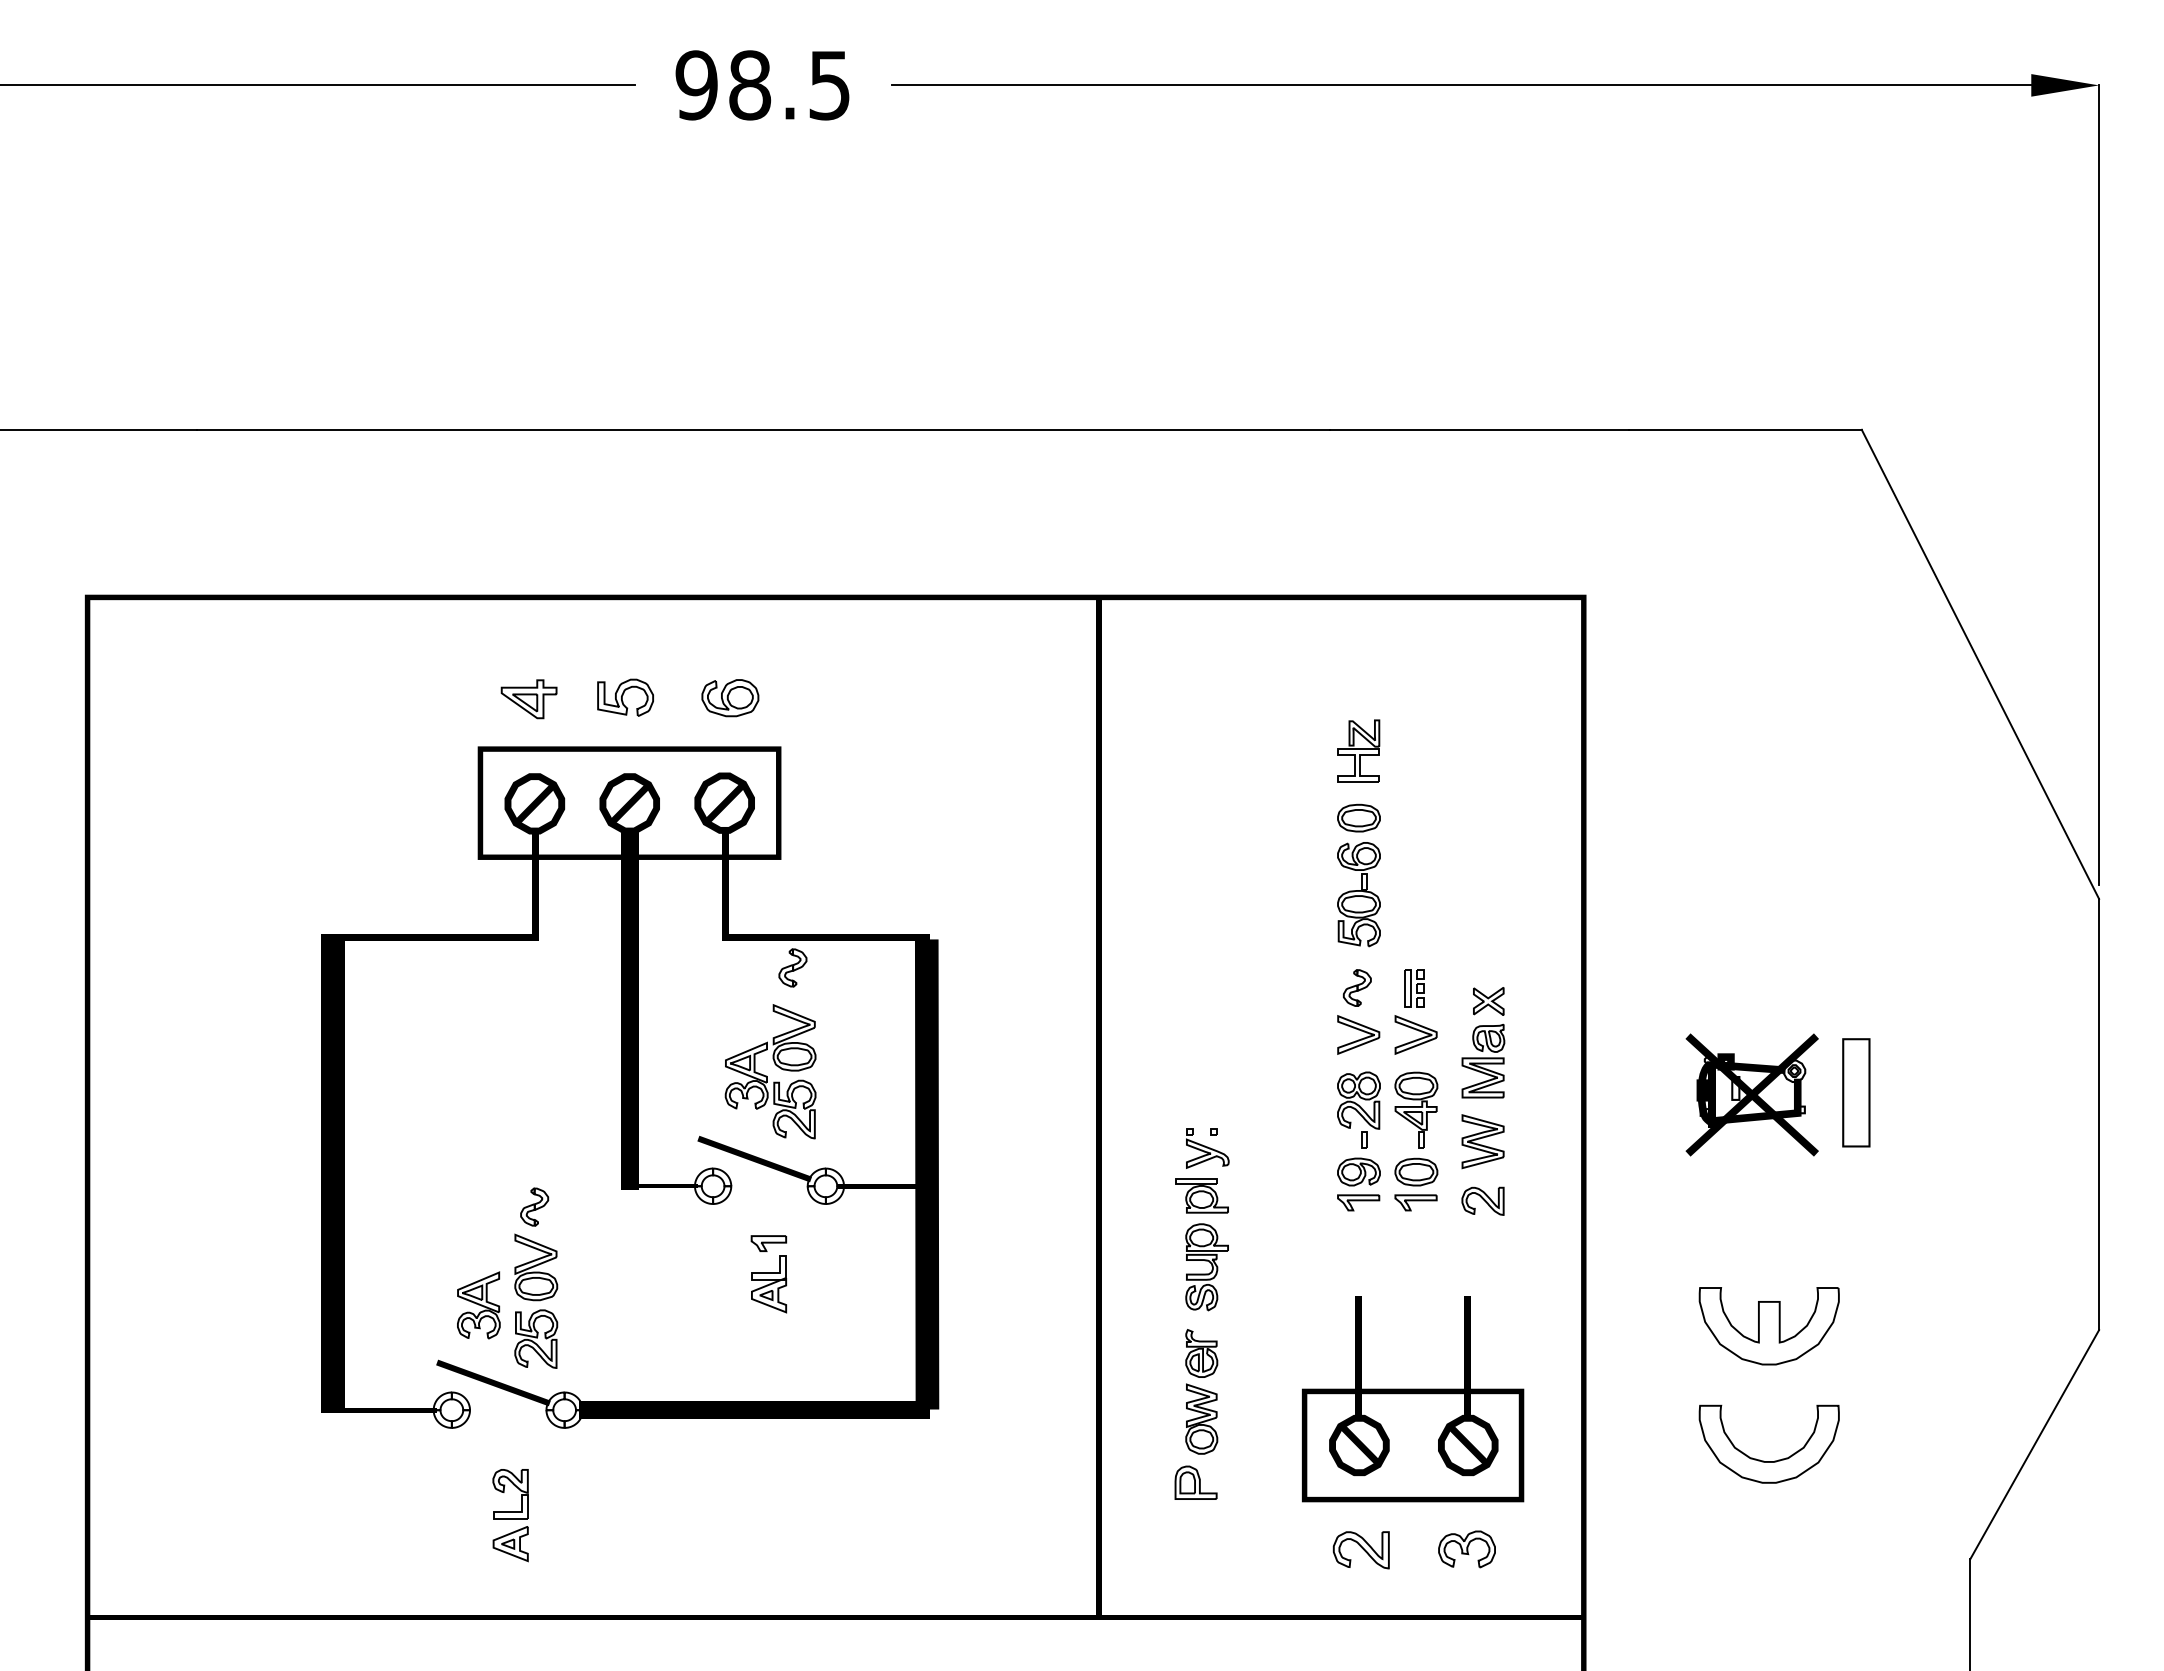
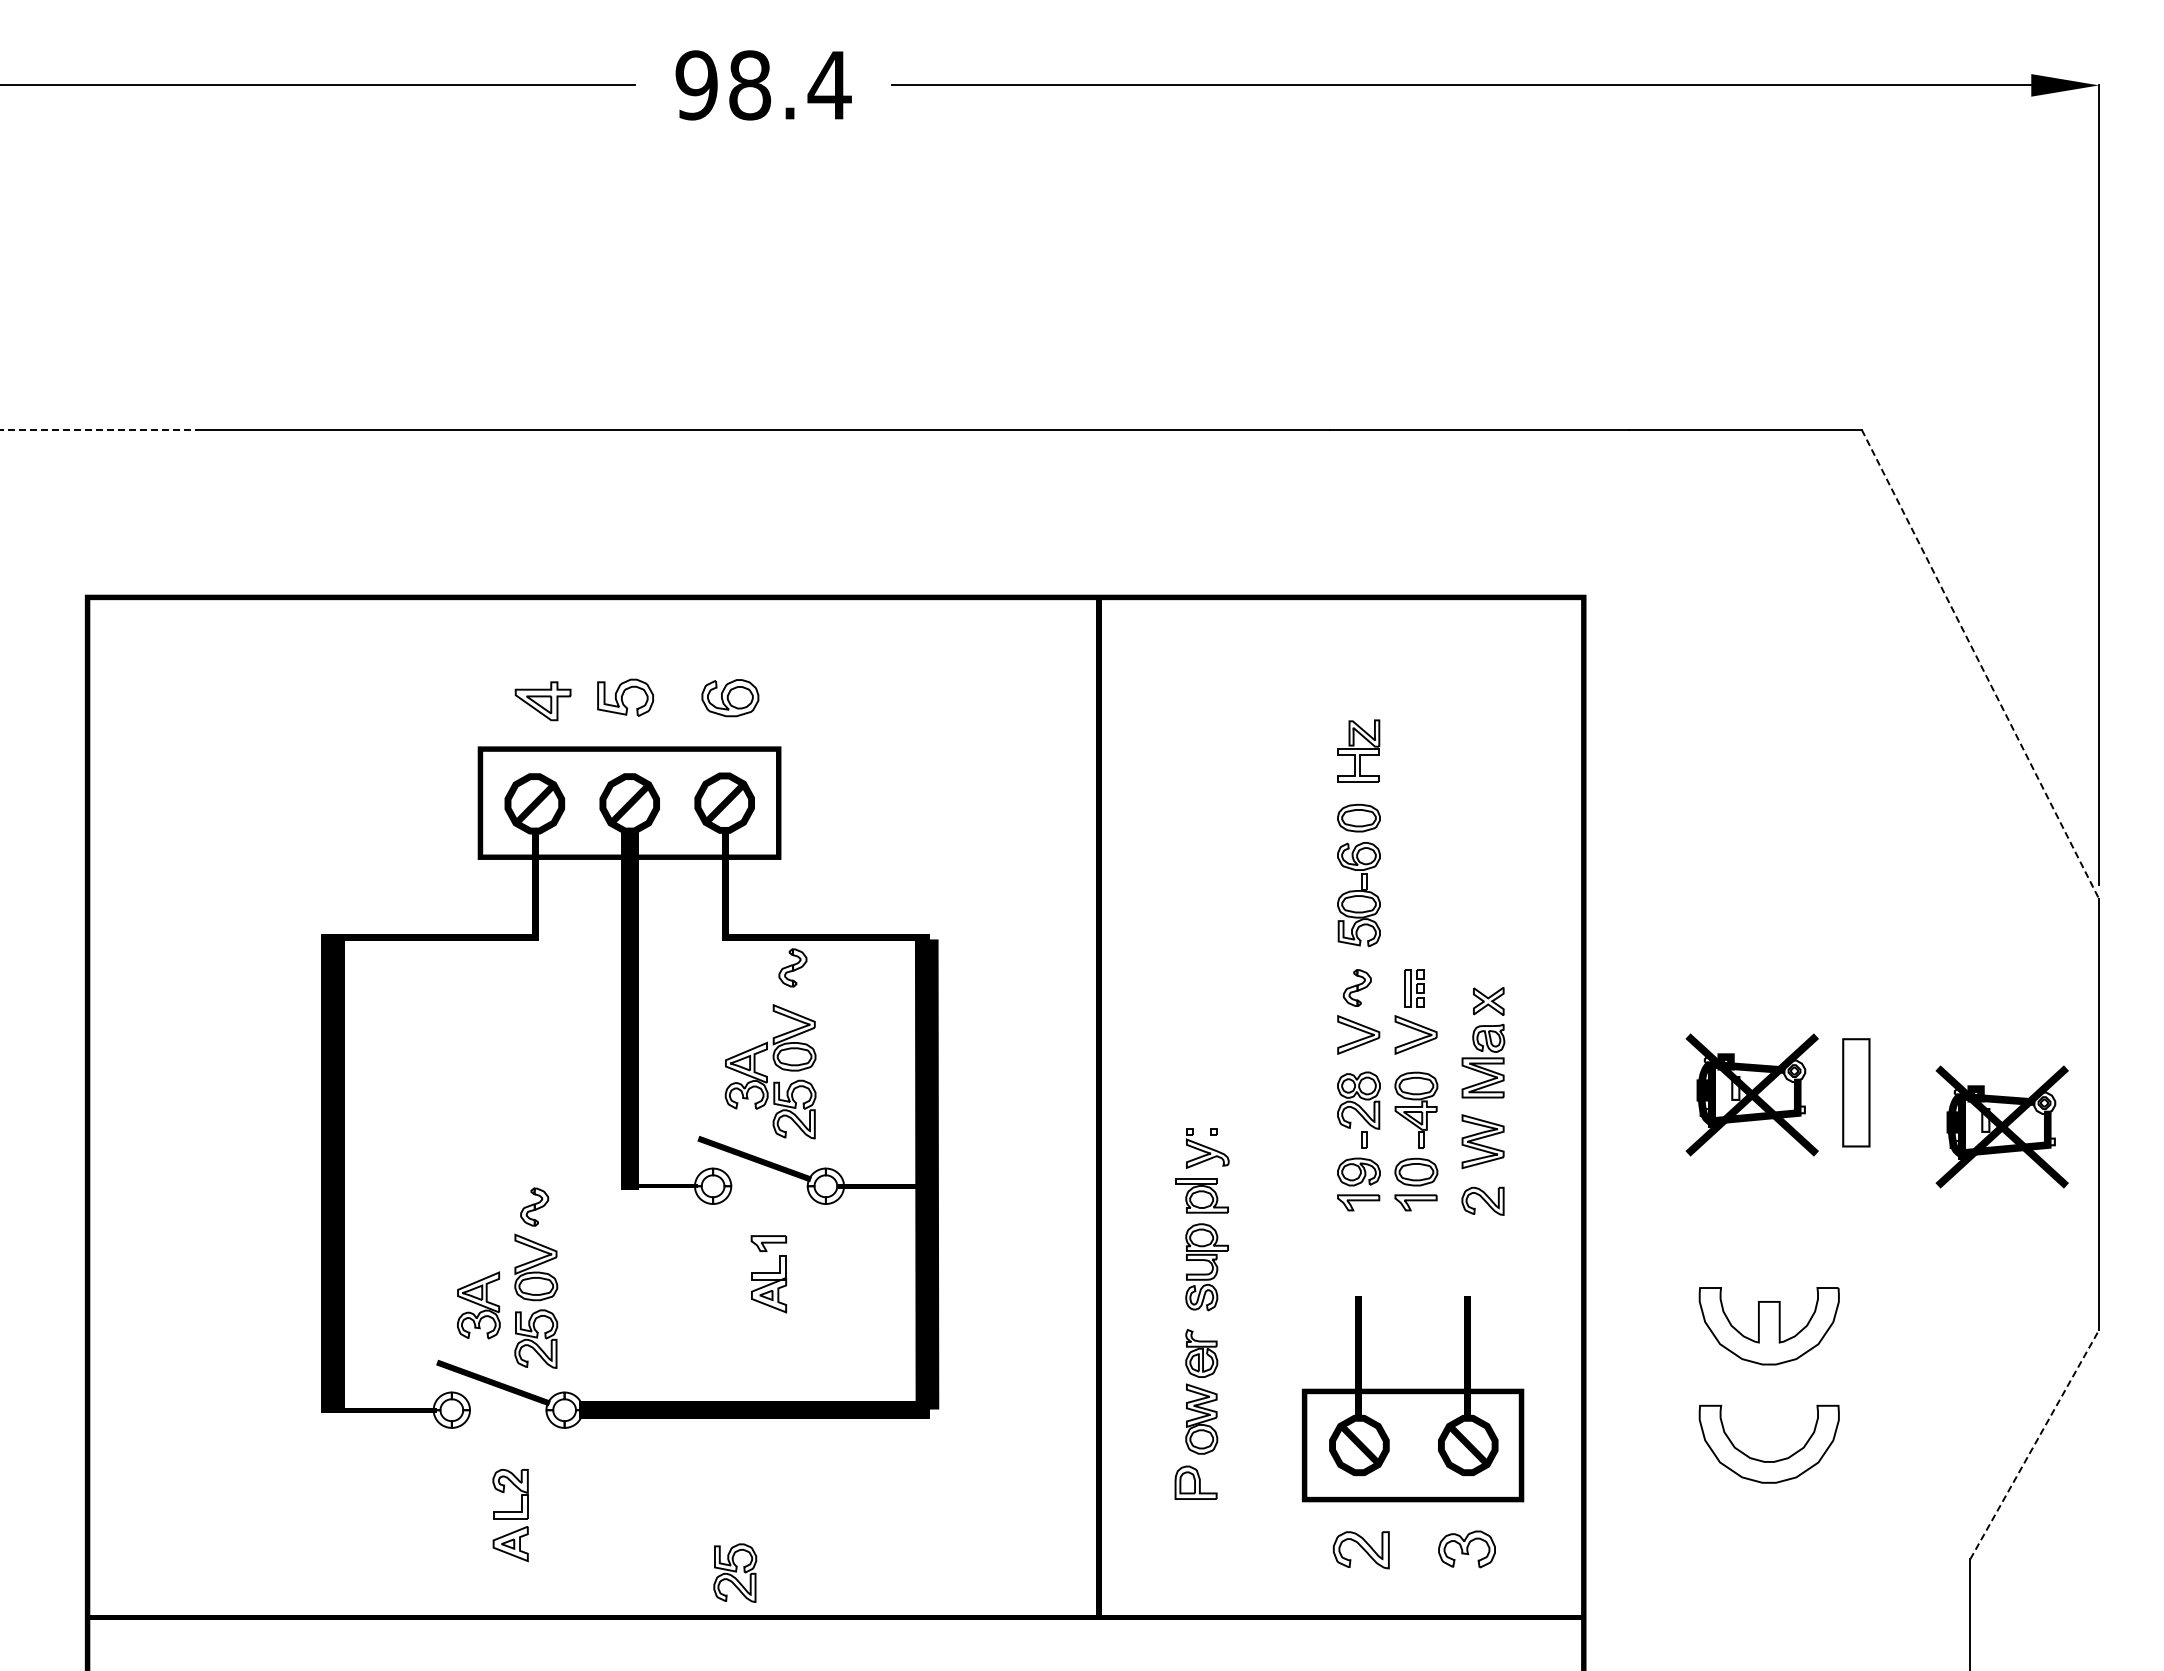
text: 98.5 -> 98.4 (829, 85)
line: solid -> dashed (98, 429)
line: solid -> dashed (1980, 664)
part position: (528, 699) -> (542, 701) (542, 701)
part: none -> present (2001, 1126)
line: solid -> dashed (2034, 1444)
part: none -> present (735, 1572)
